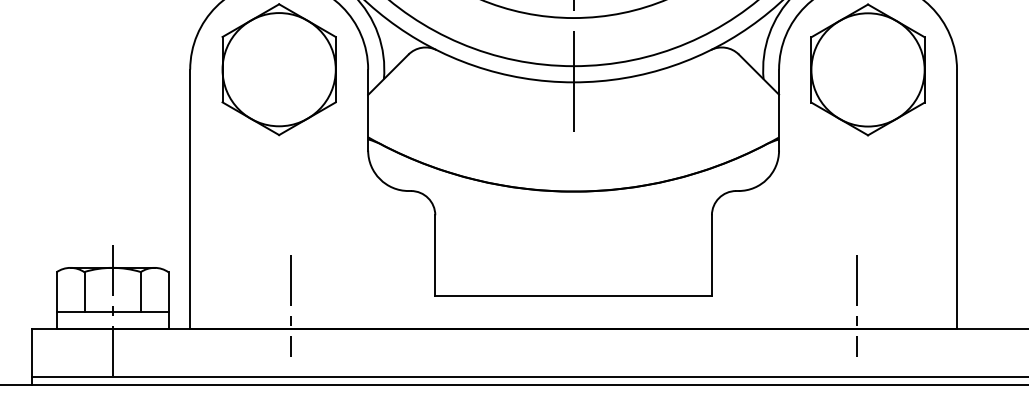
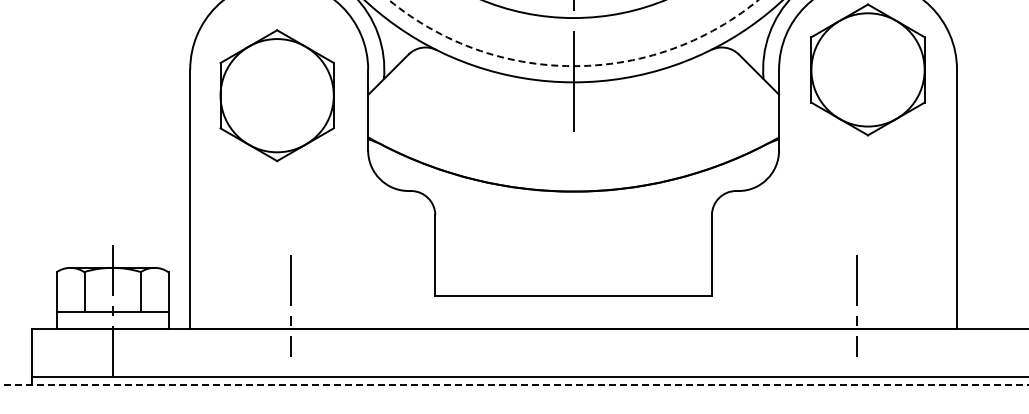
circle: solid -> dashed (573, 33)
part position: (278, 69) -> (276, 95) (276, 95)
line: solid -> dashed (514, 384)
